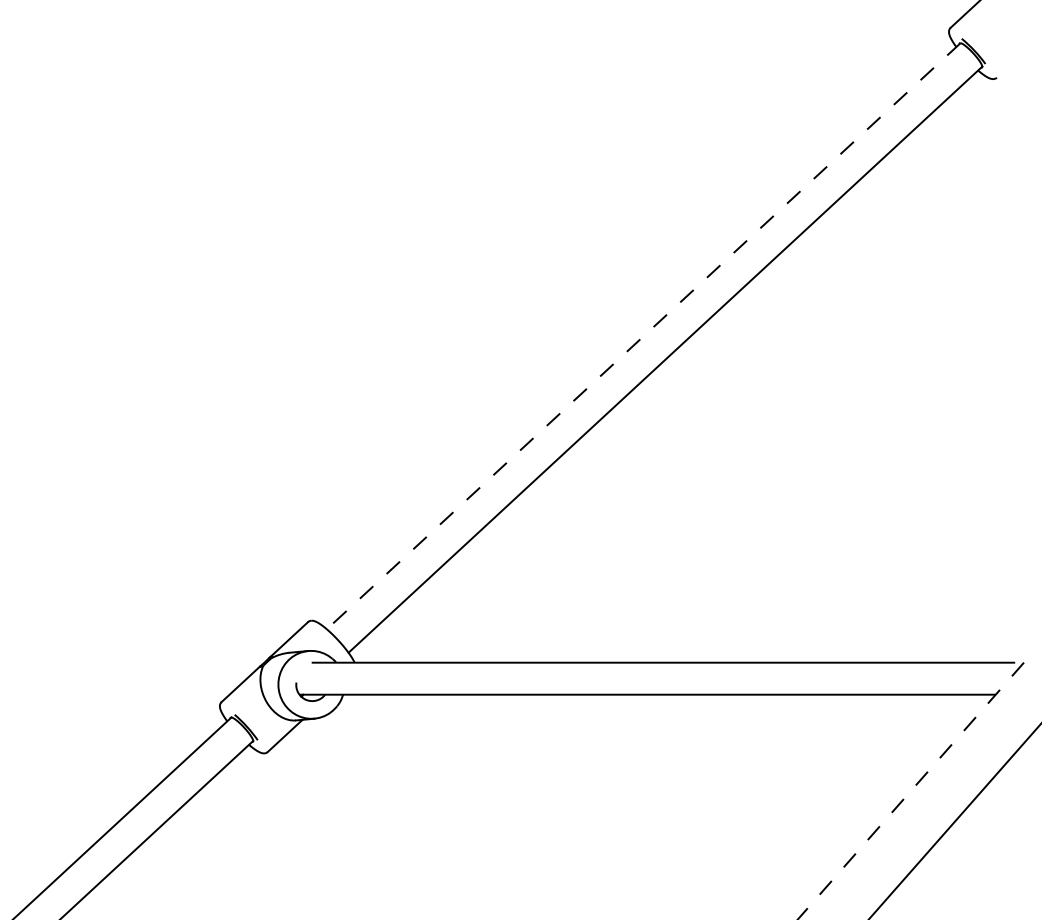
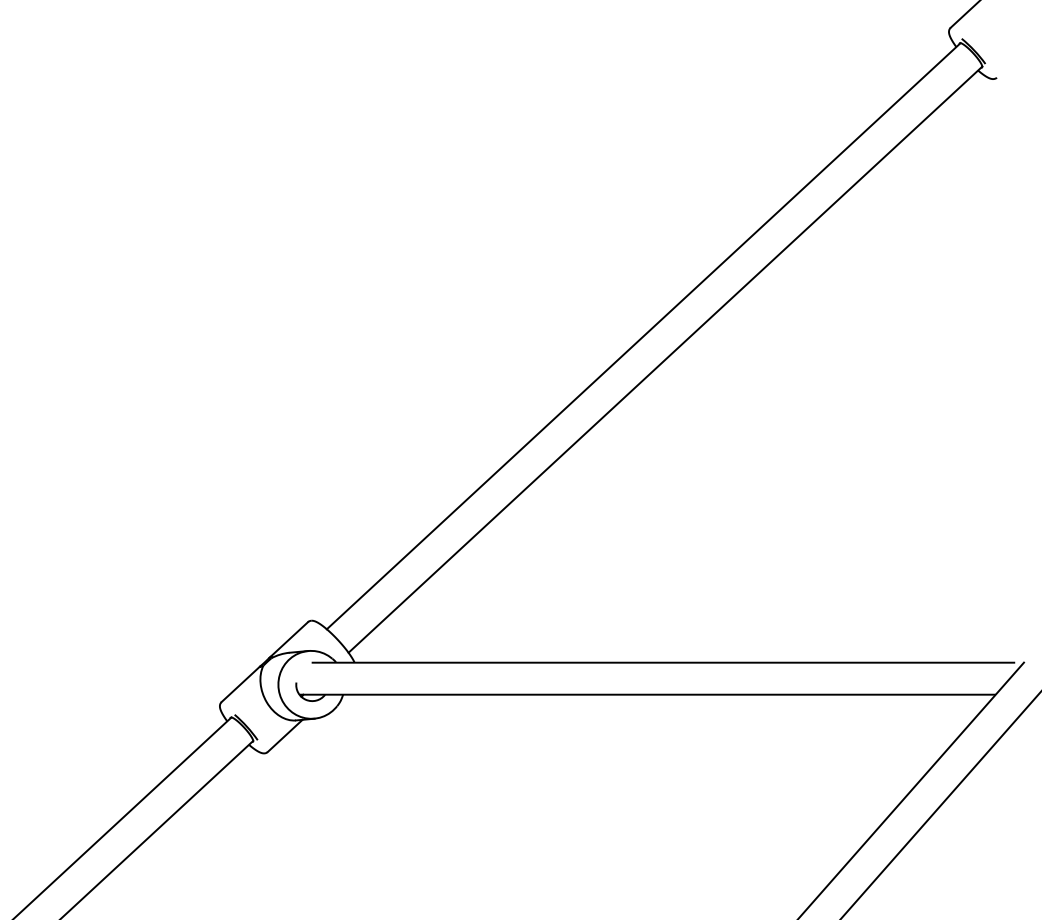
line: dashed -> solid (643, 336)
line: dashed -> solid (910, 791)
line position: (954, 821) -> (940, 805) (940, 805)
